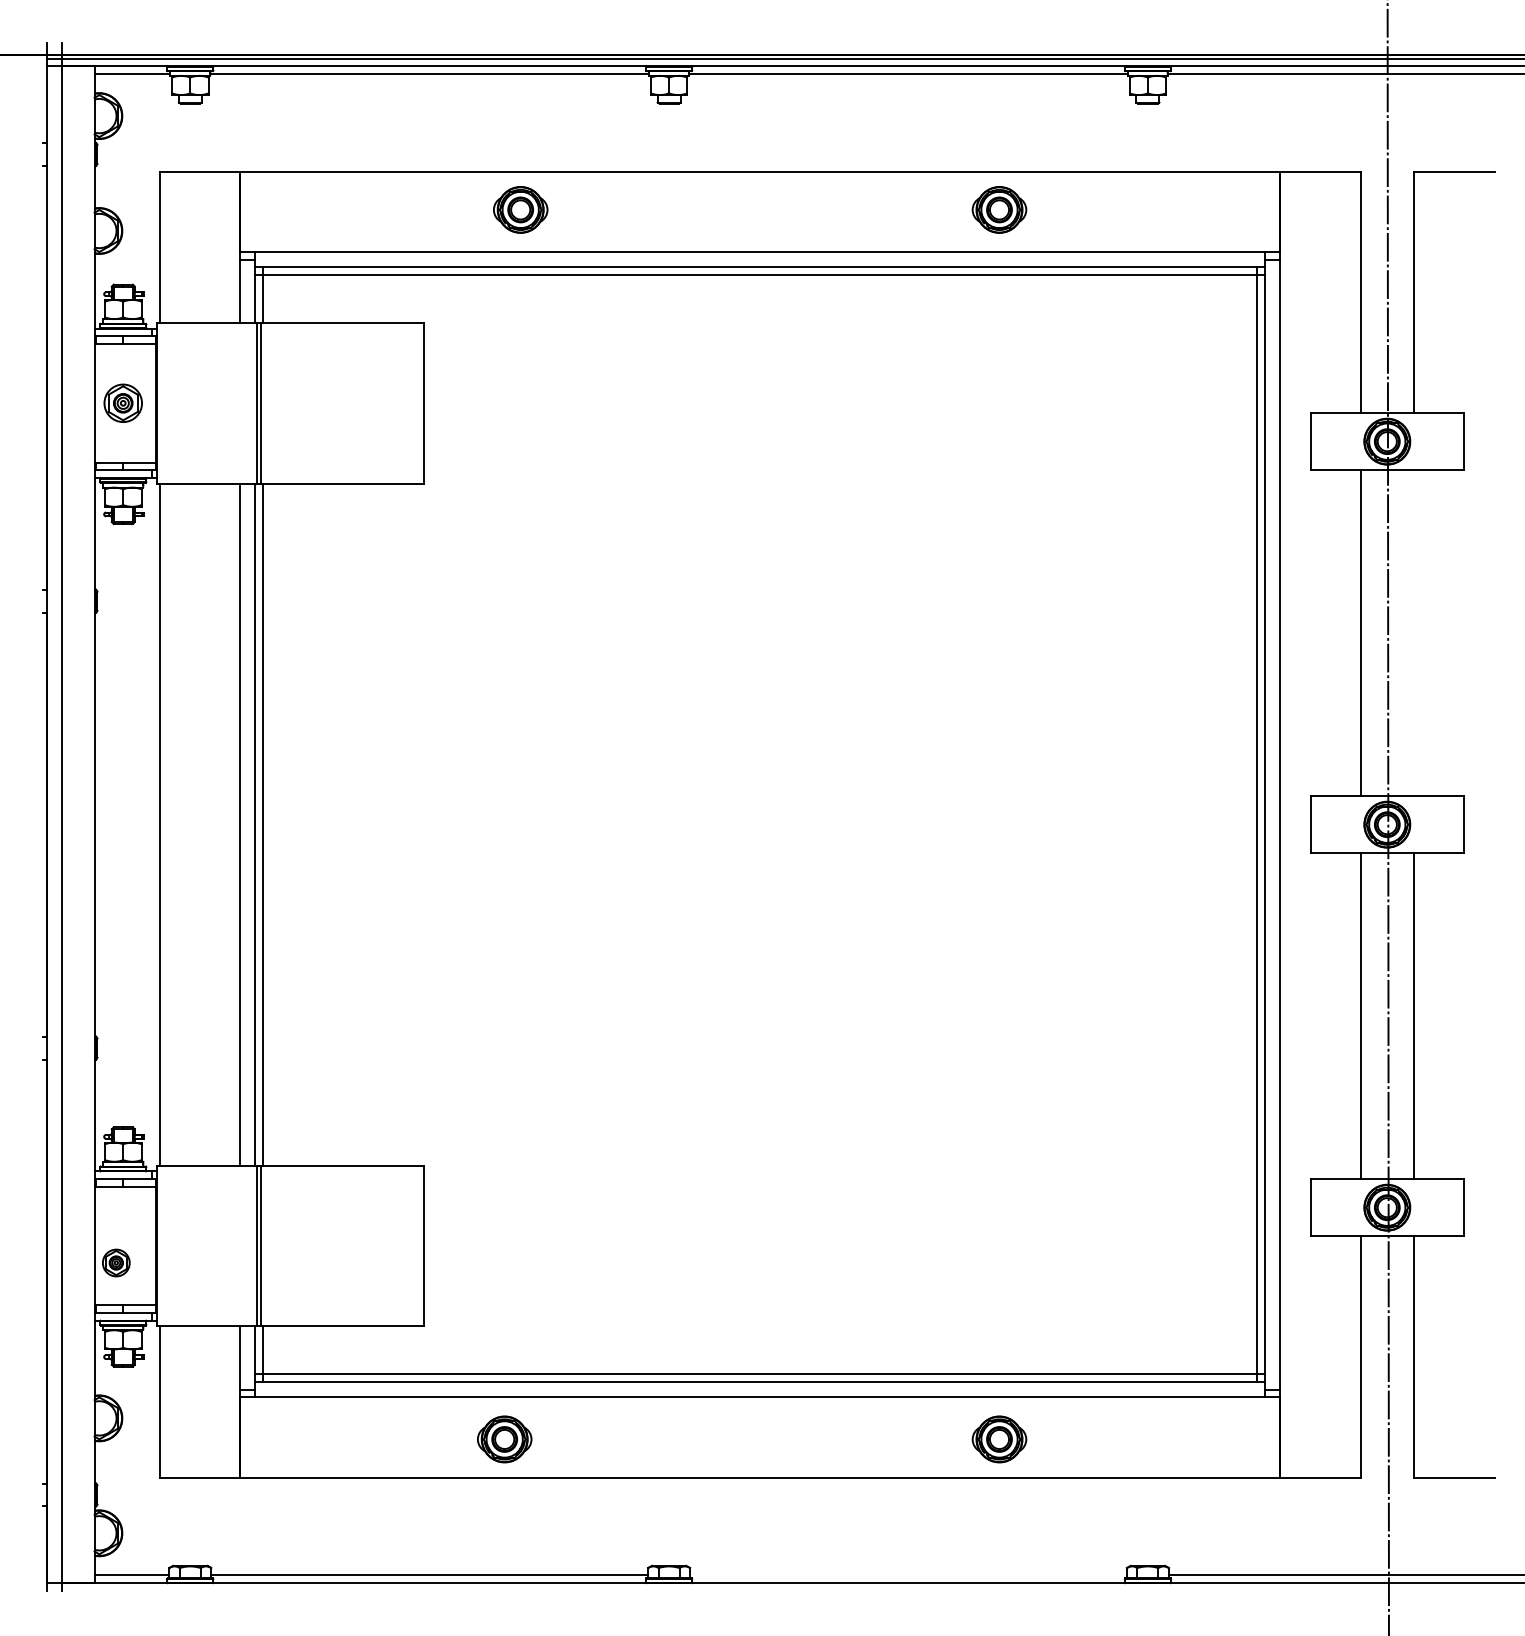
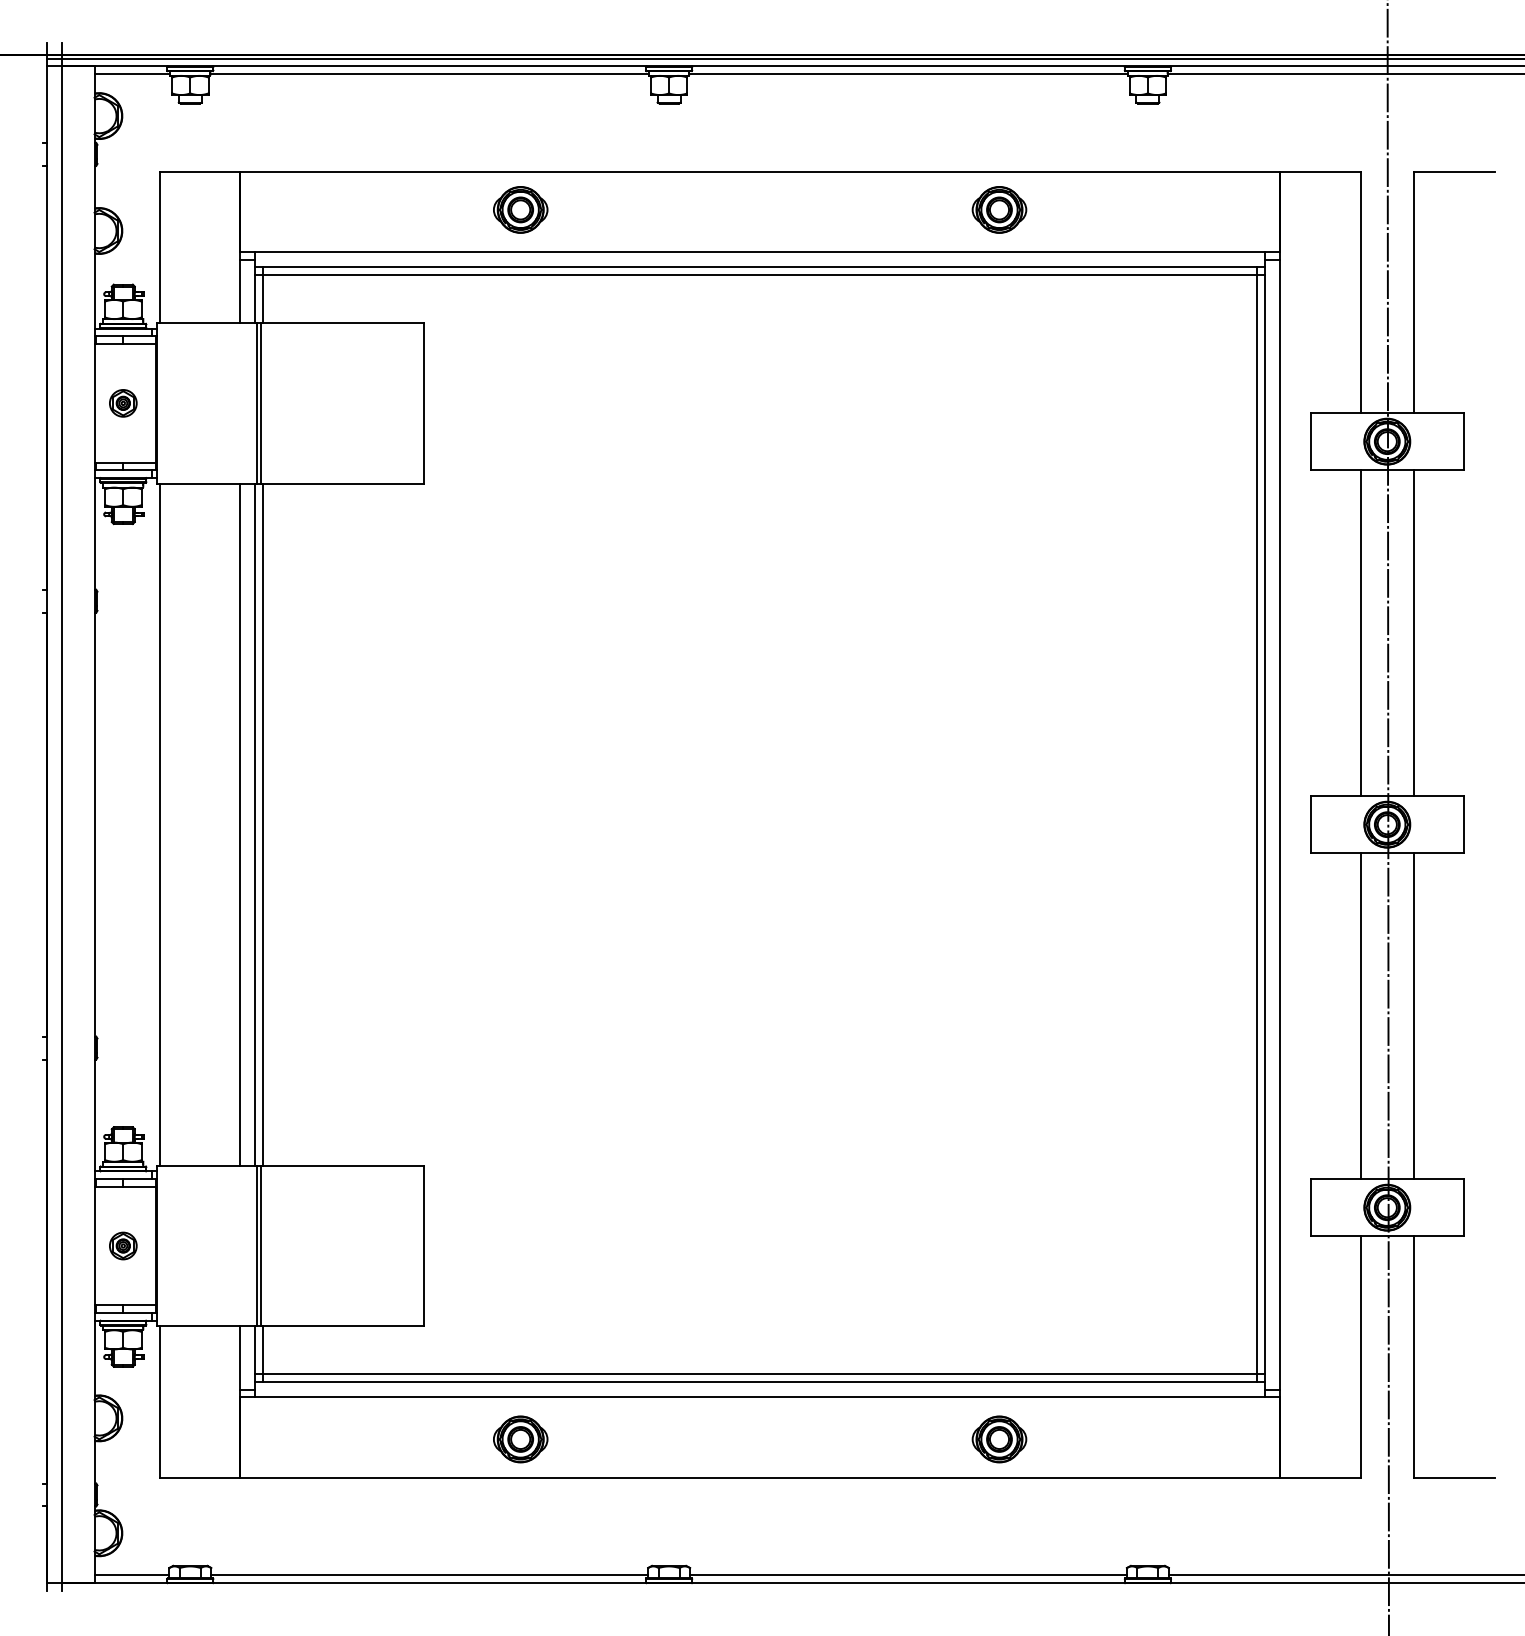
part size: 40x40 px -> 29x29 px (123, 403)
line: none -> present (1414, 632)
part position: (116, 1262) -> (123, 1245) (123, 1245)
part position: (504, 1439) -> (520, 1439) (520, 1439)
line: none -> present (908, 1575)
